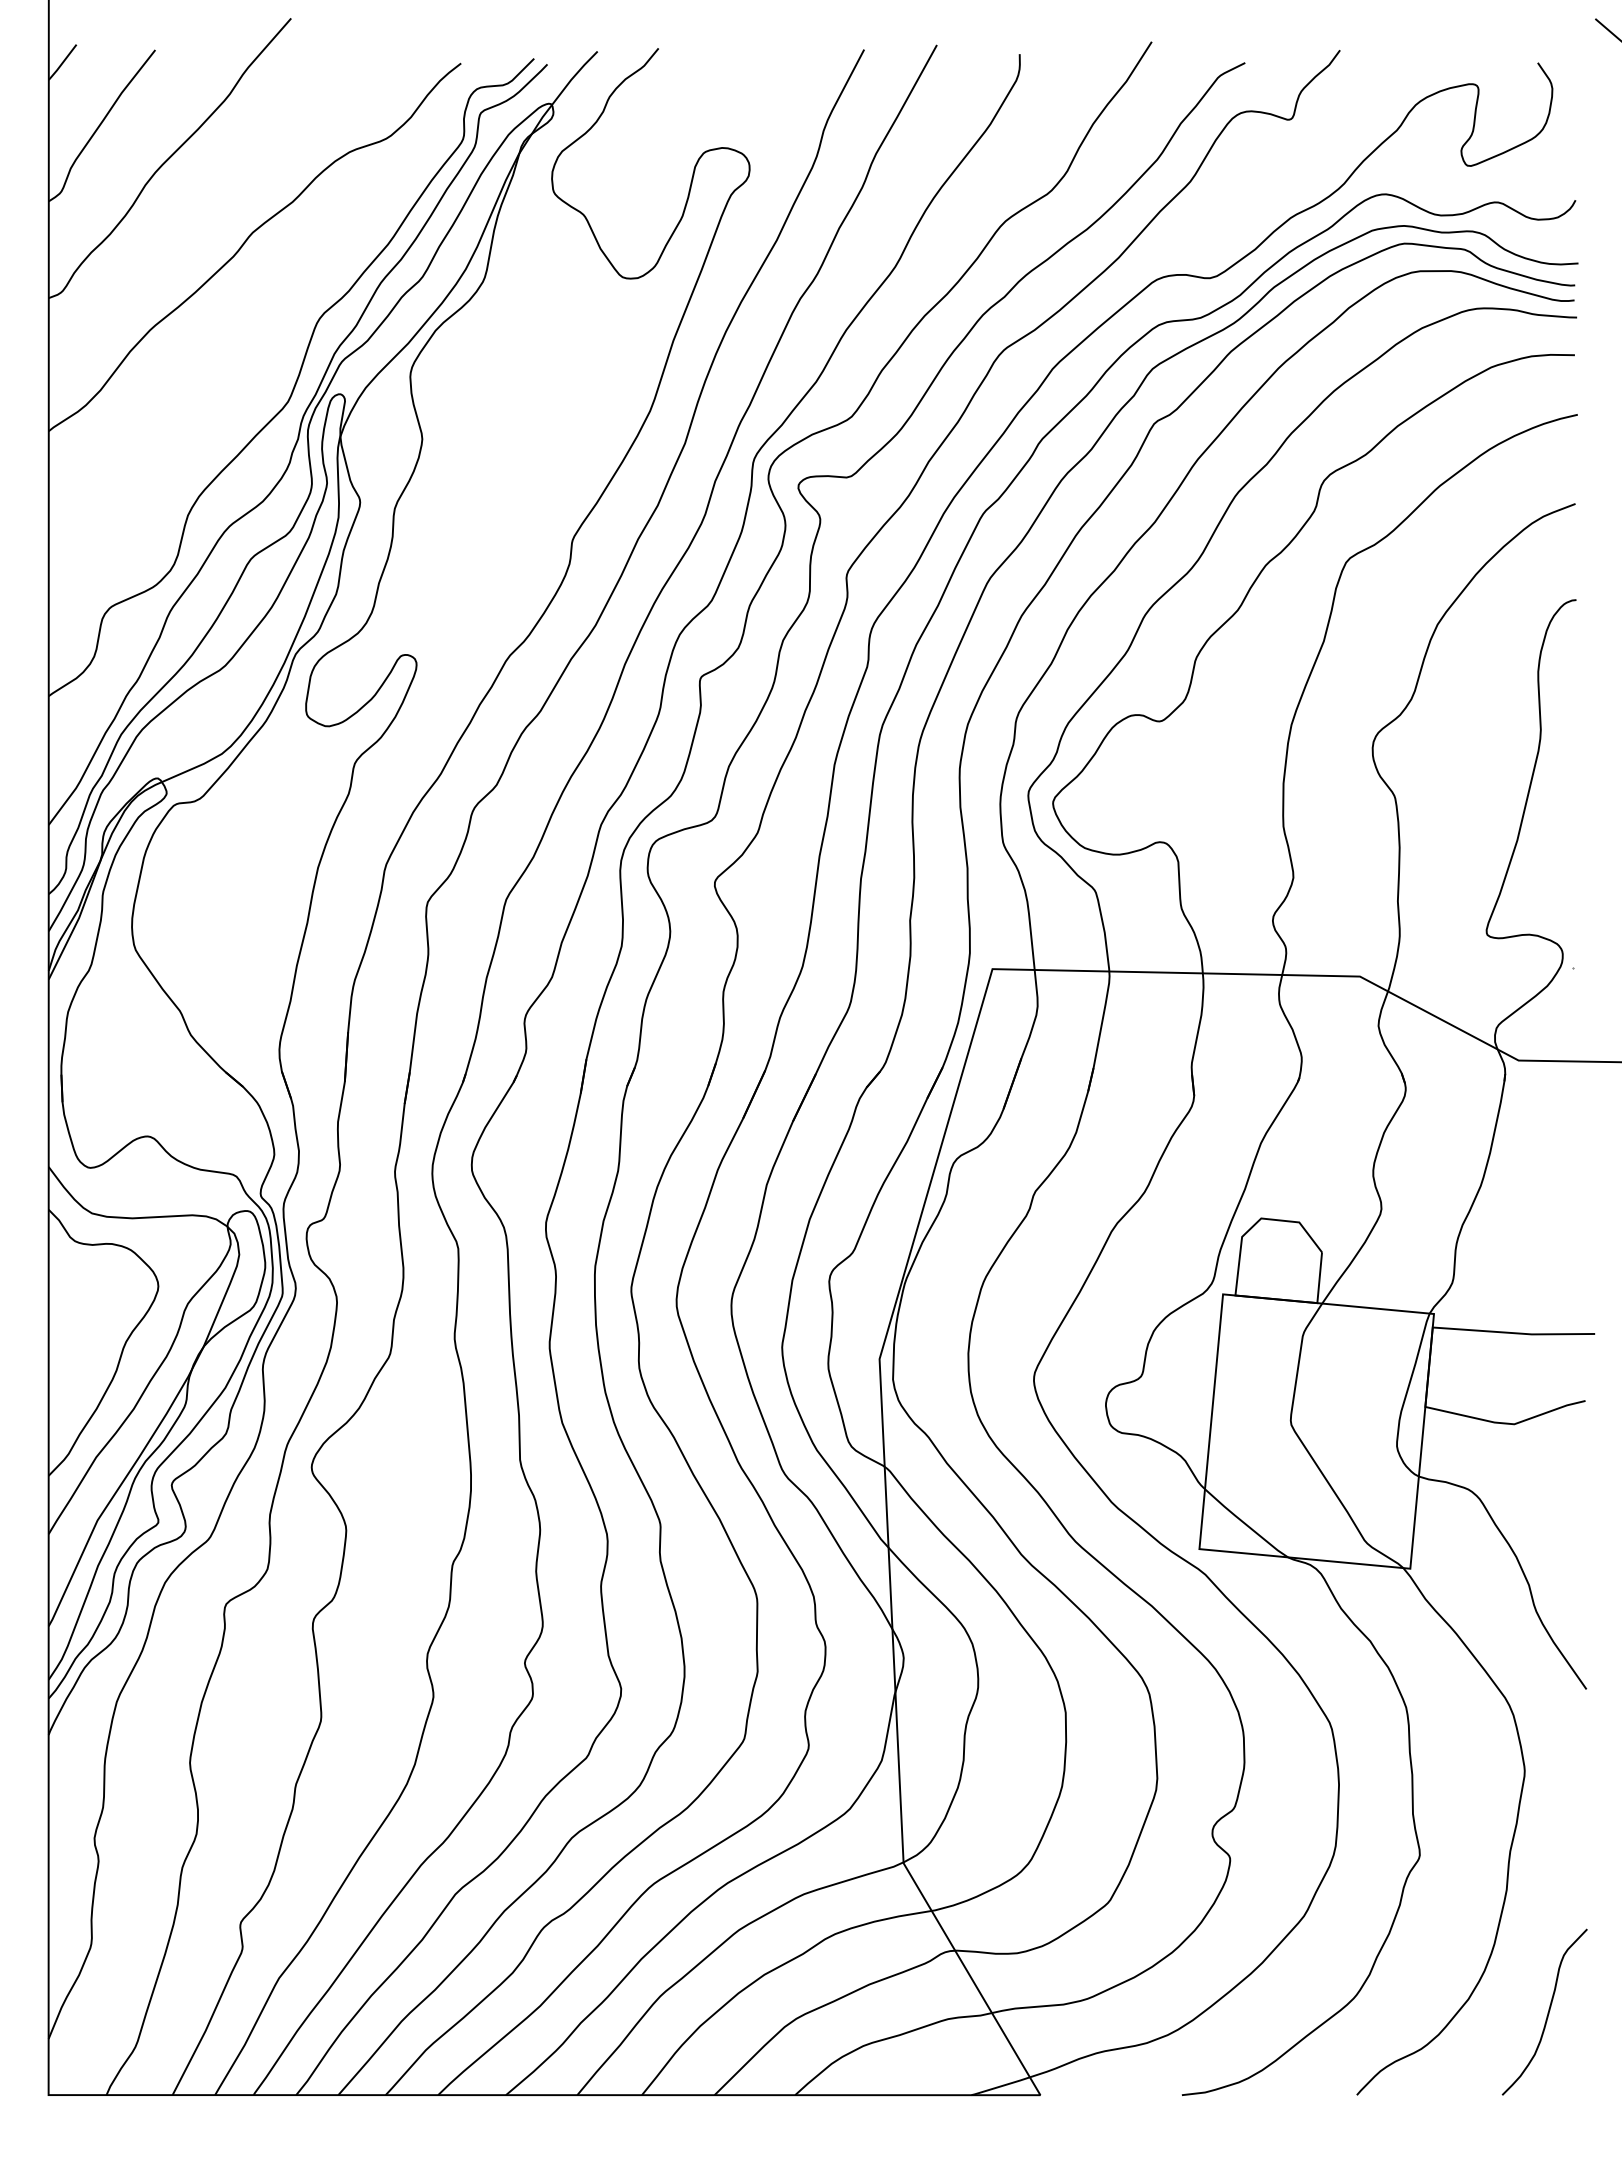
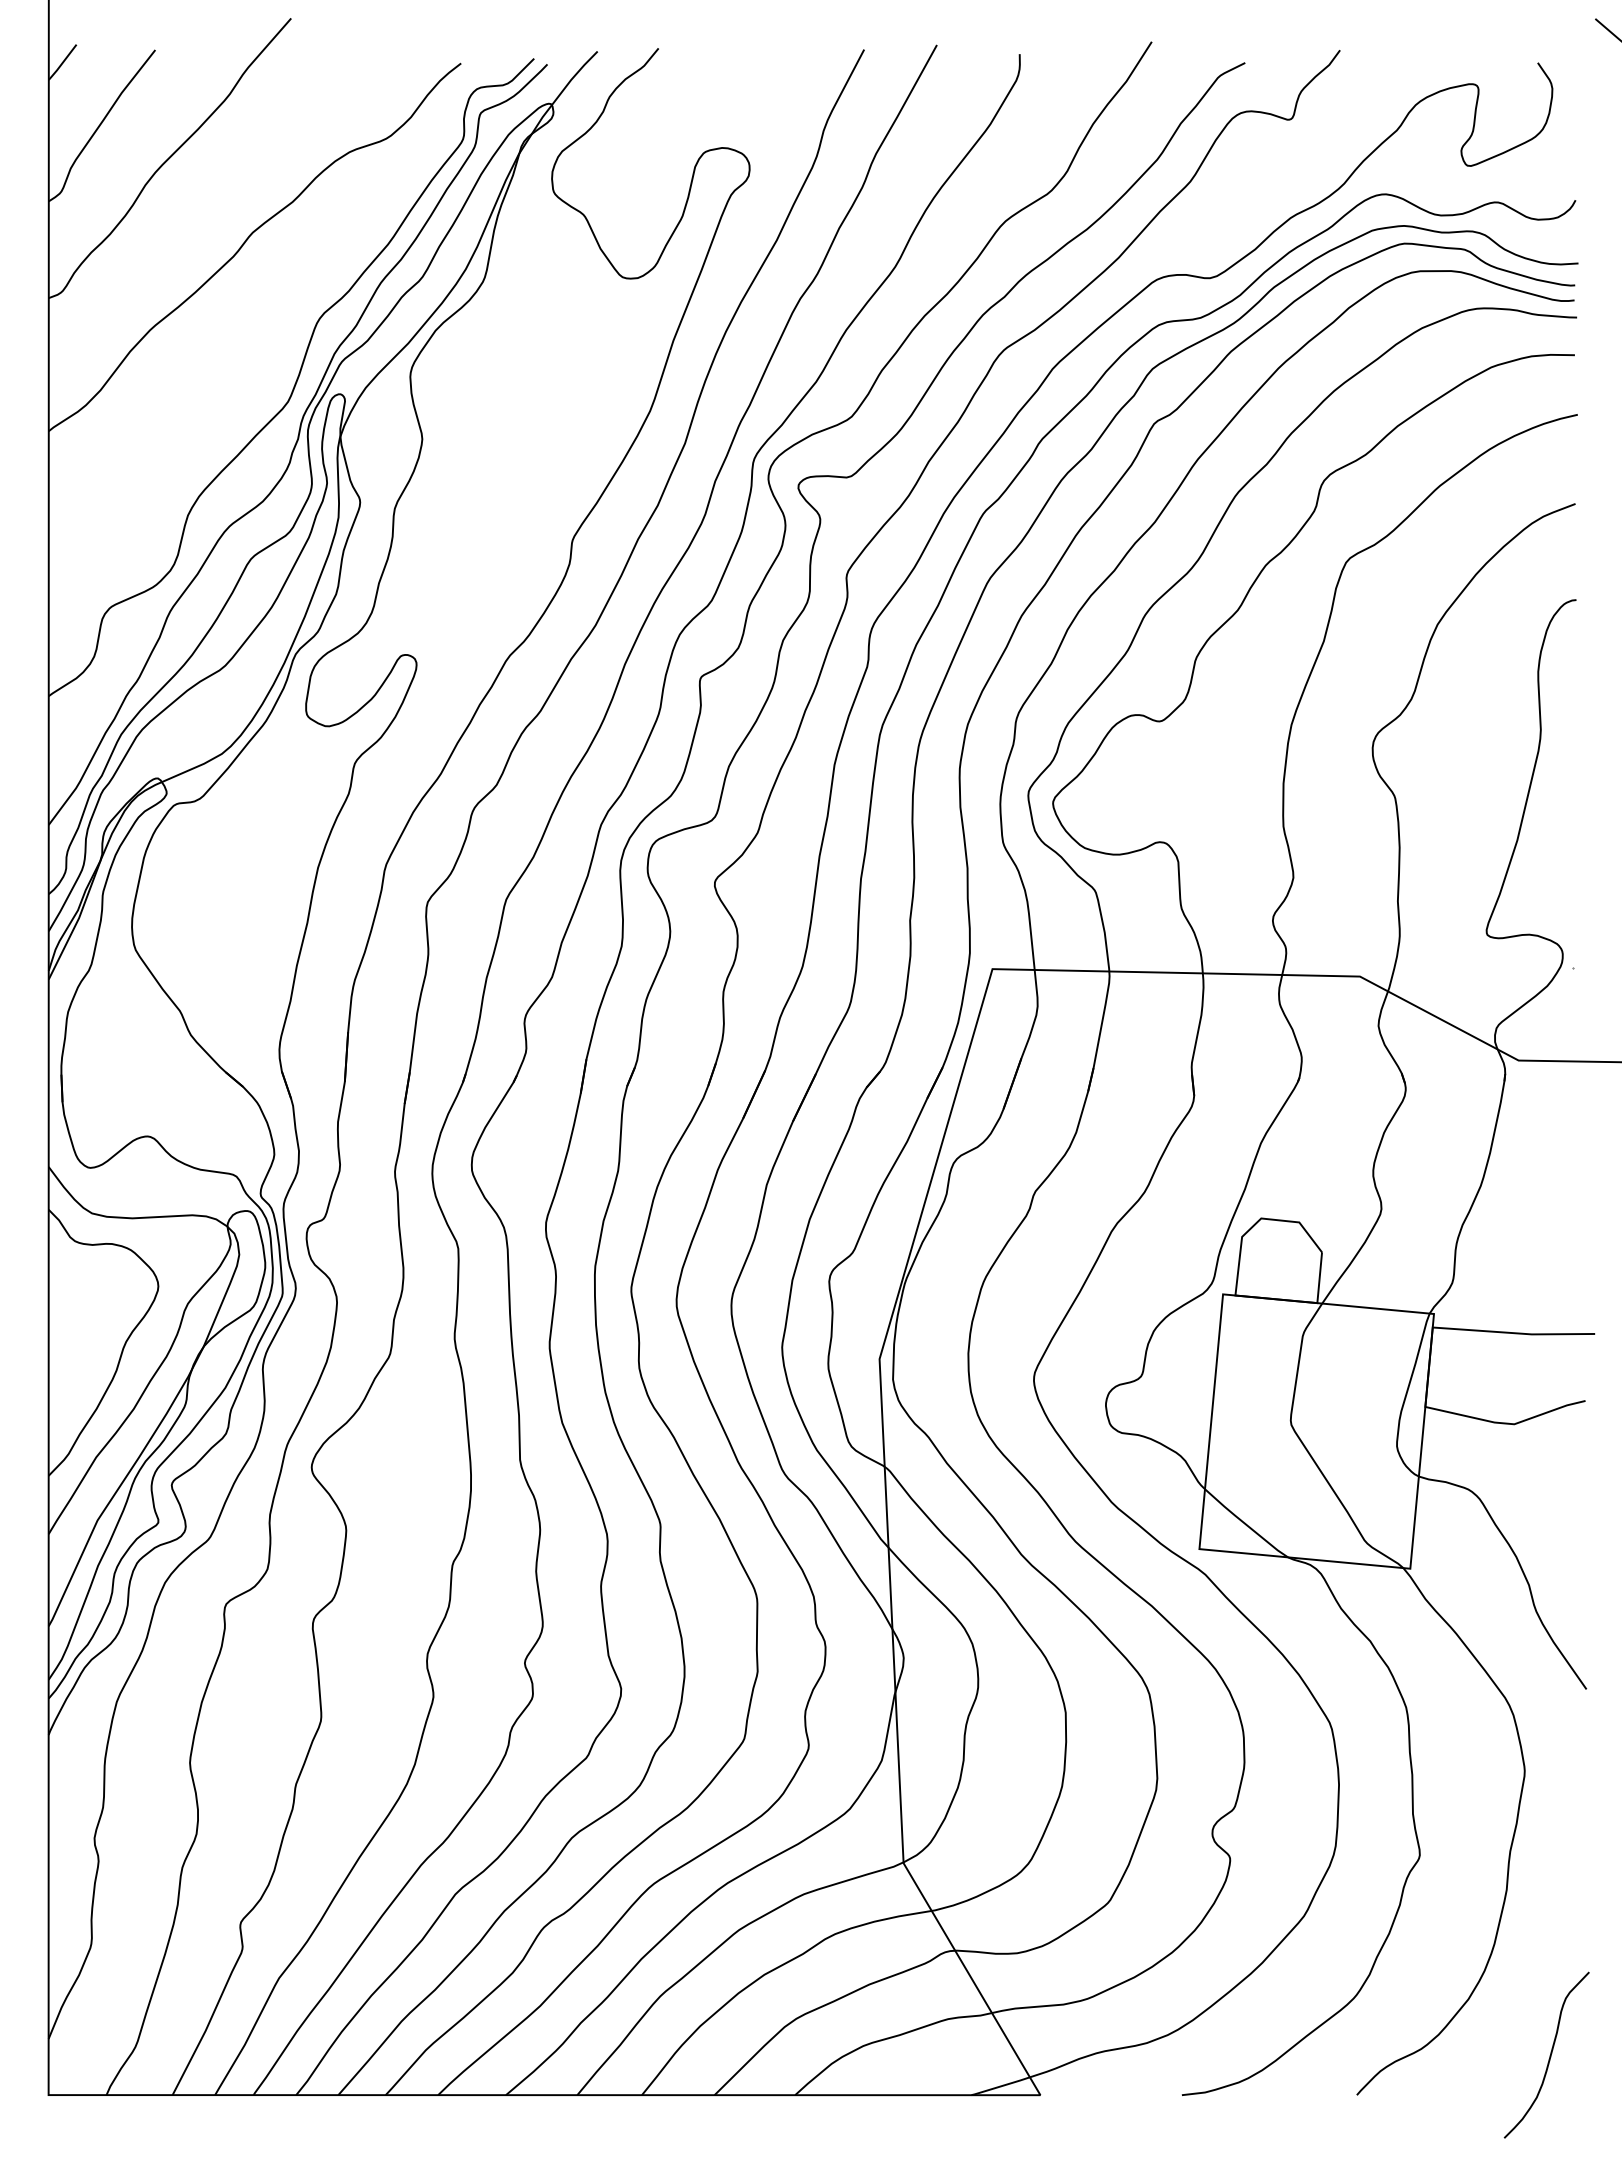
curve position: (1547, 2012) -> (1549, 2055) (1549, 2055)
